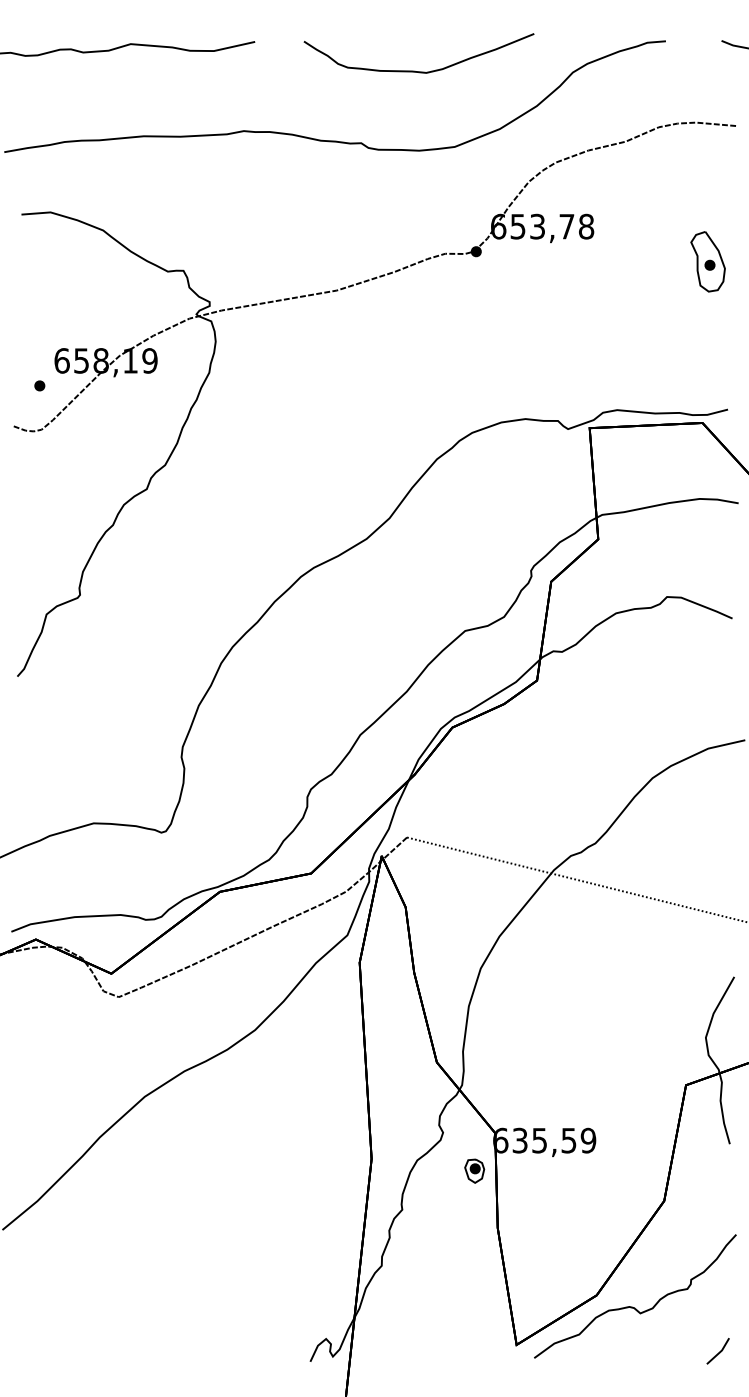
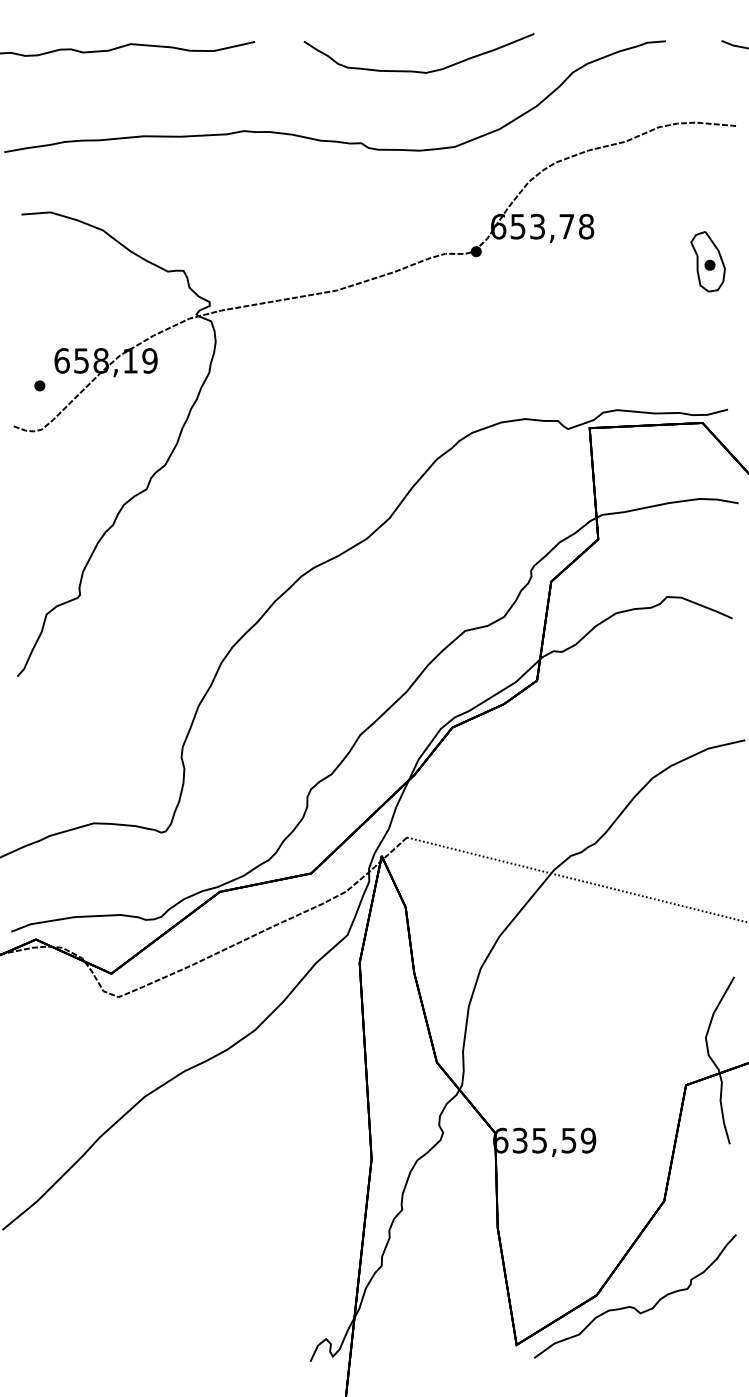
part: present -> none (474, 1170)
line: present -> none (718, 1352)
